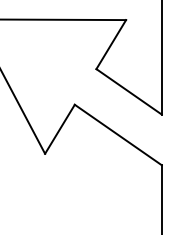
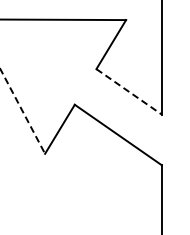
line: solid -> dashed (129, 91)
line: solid -> dashed (22, 111)
